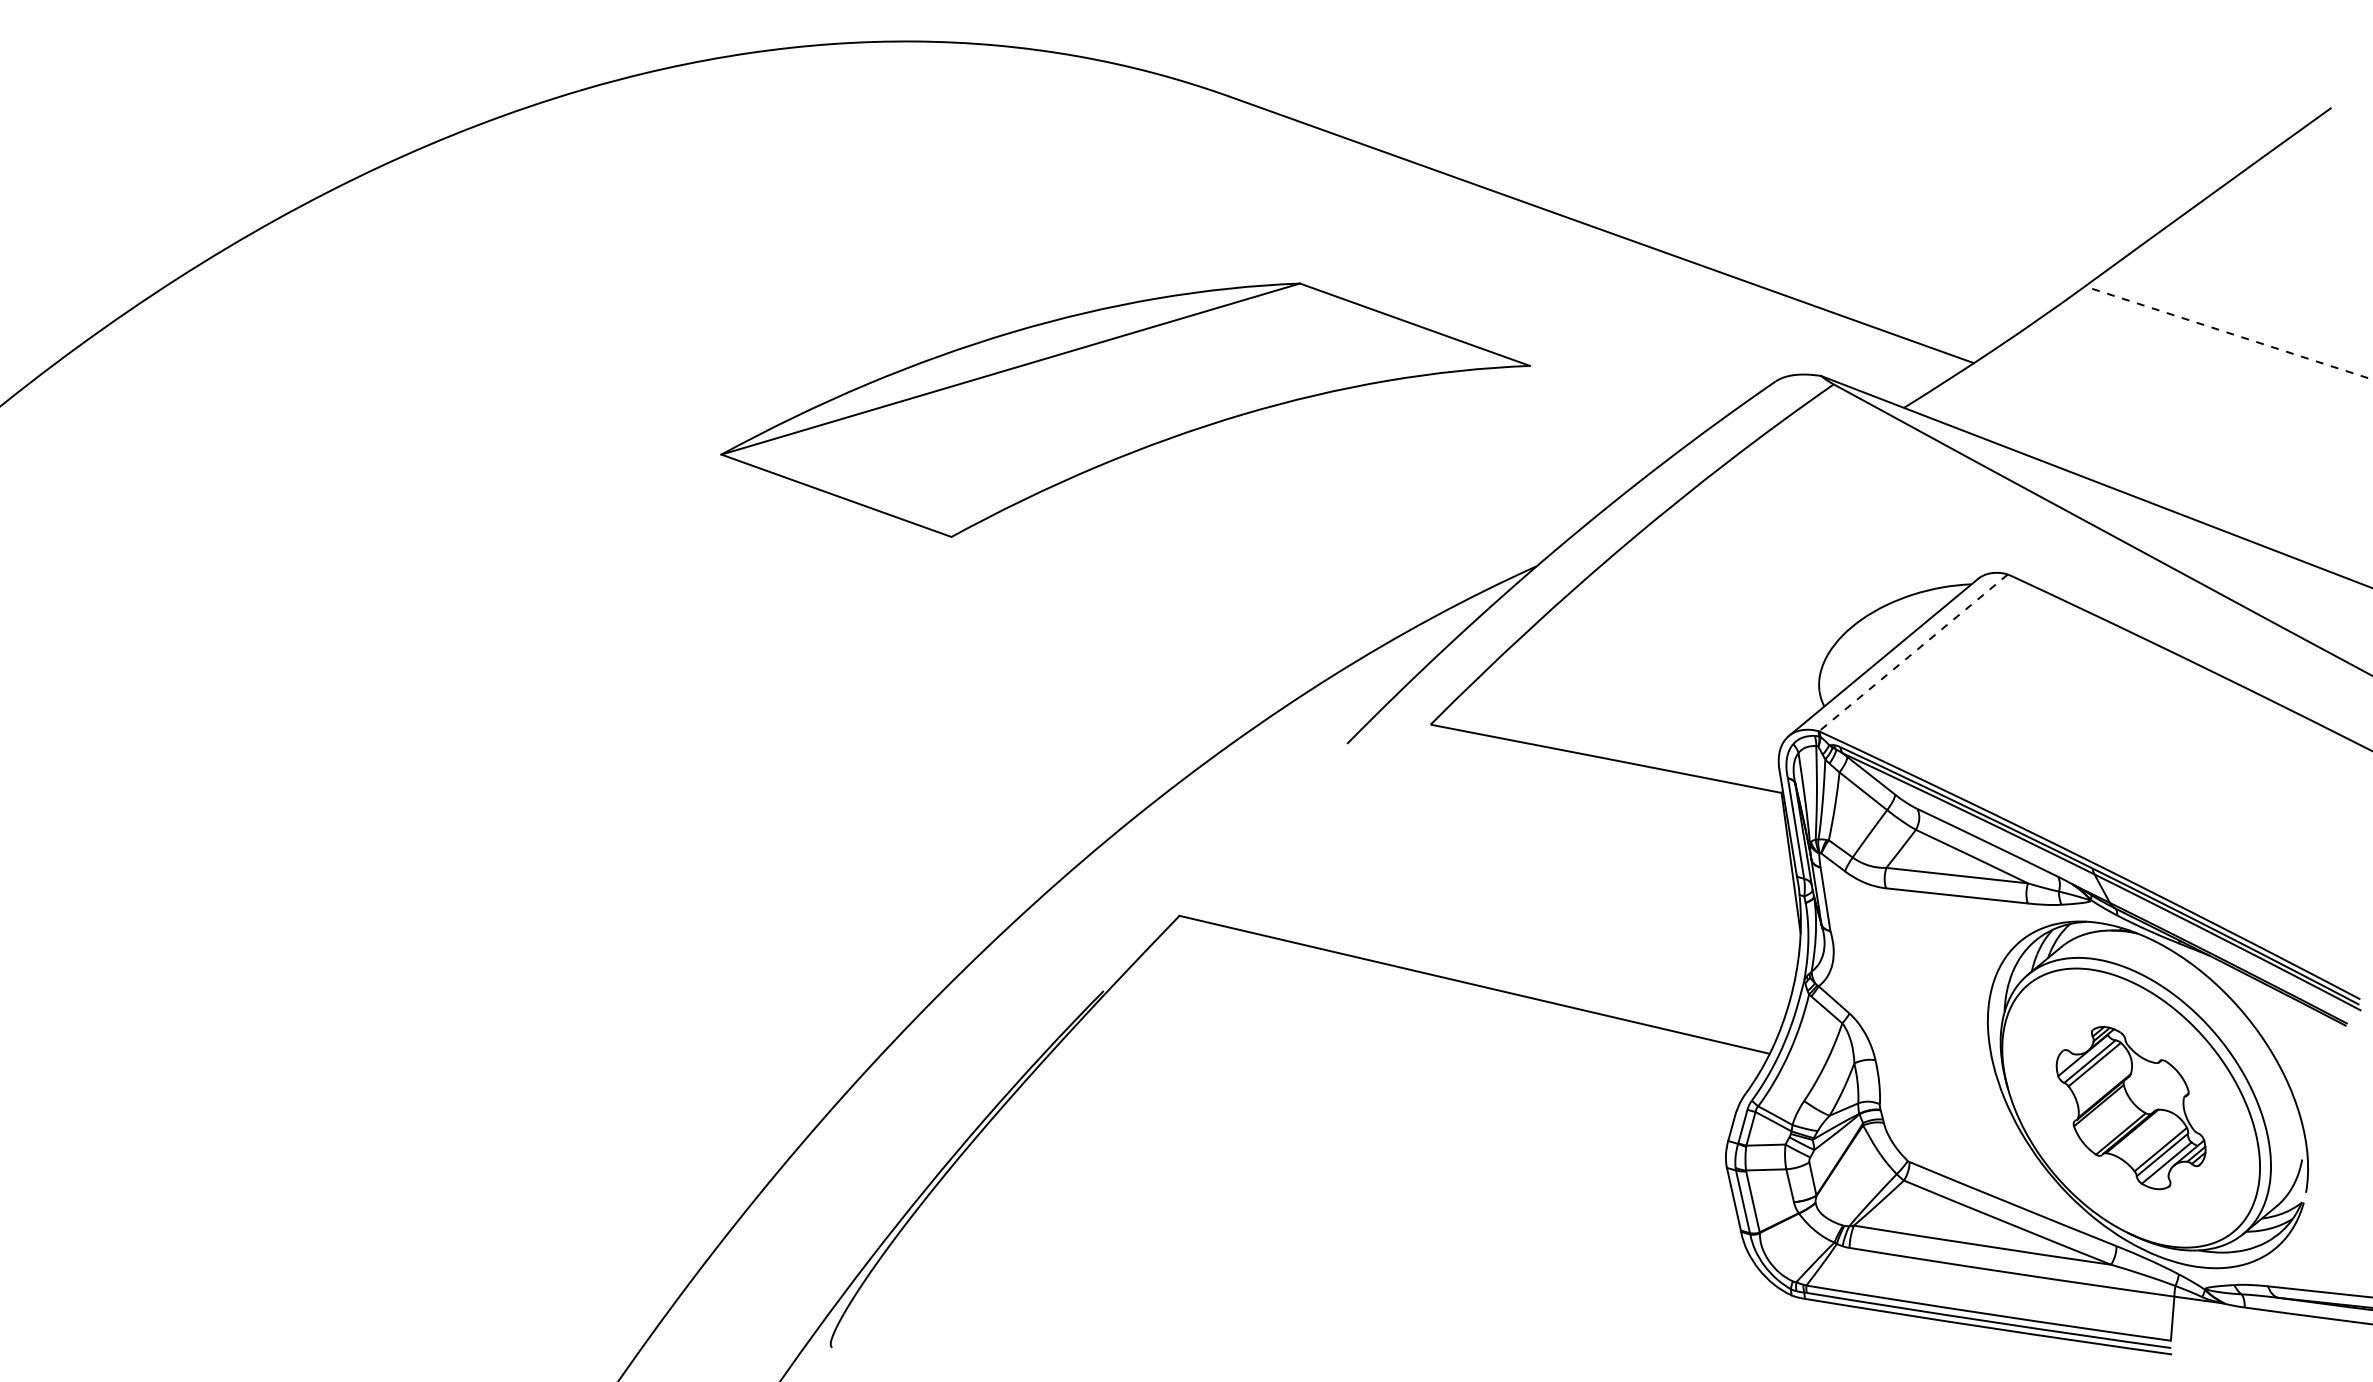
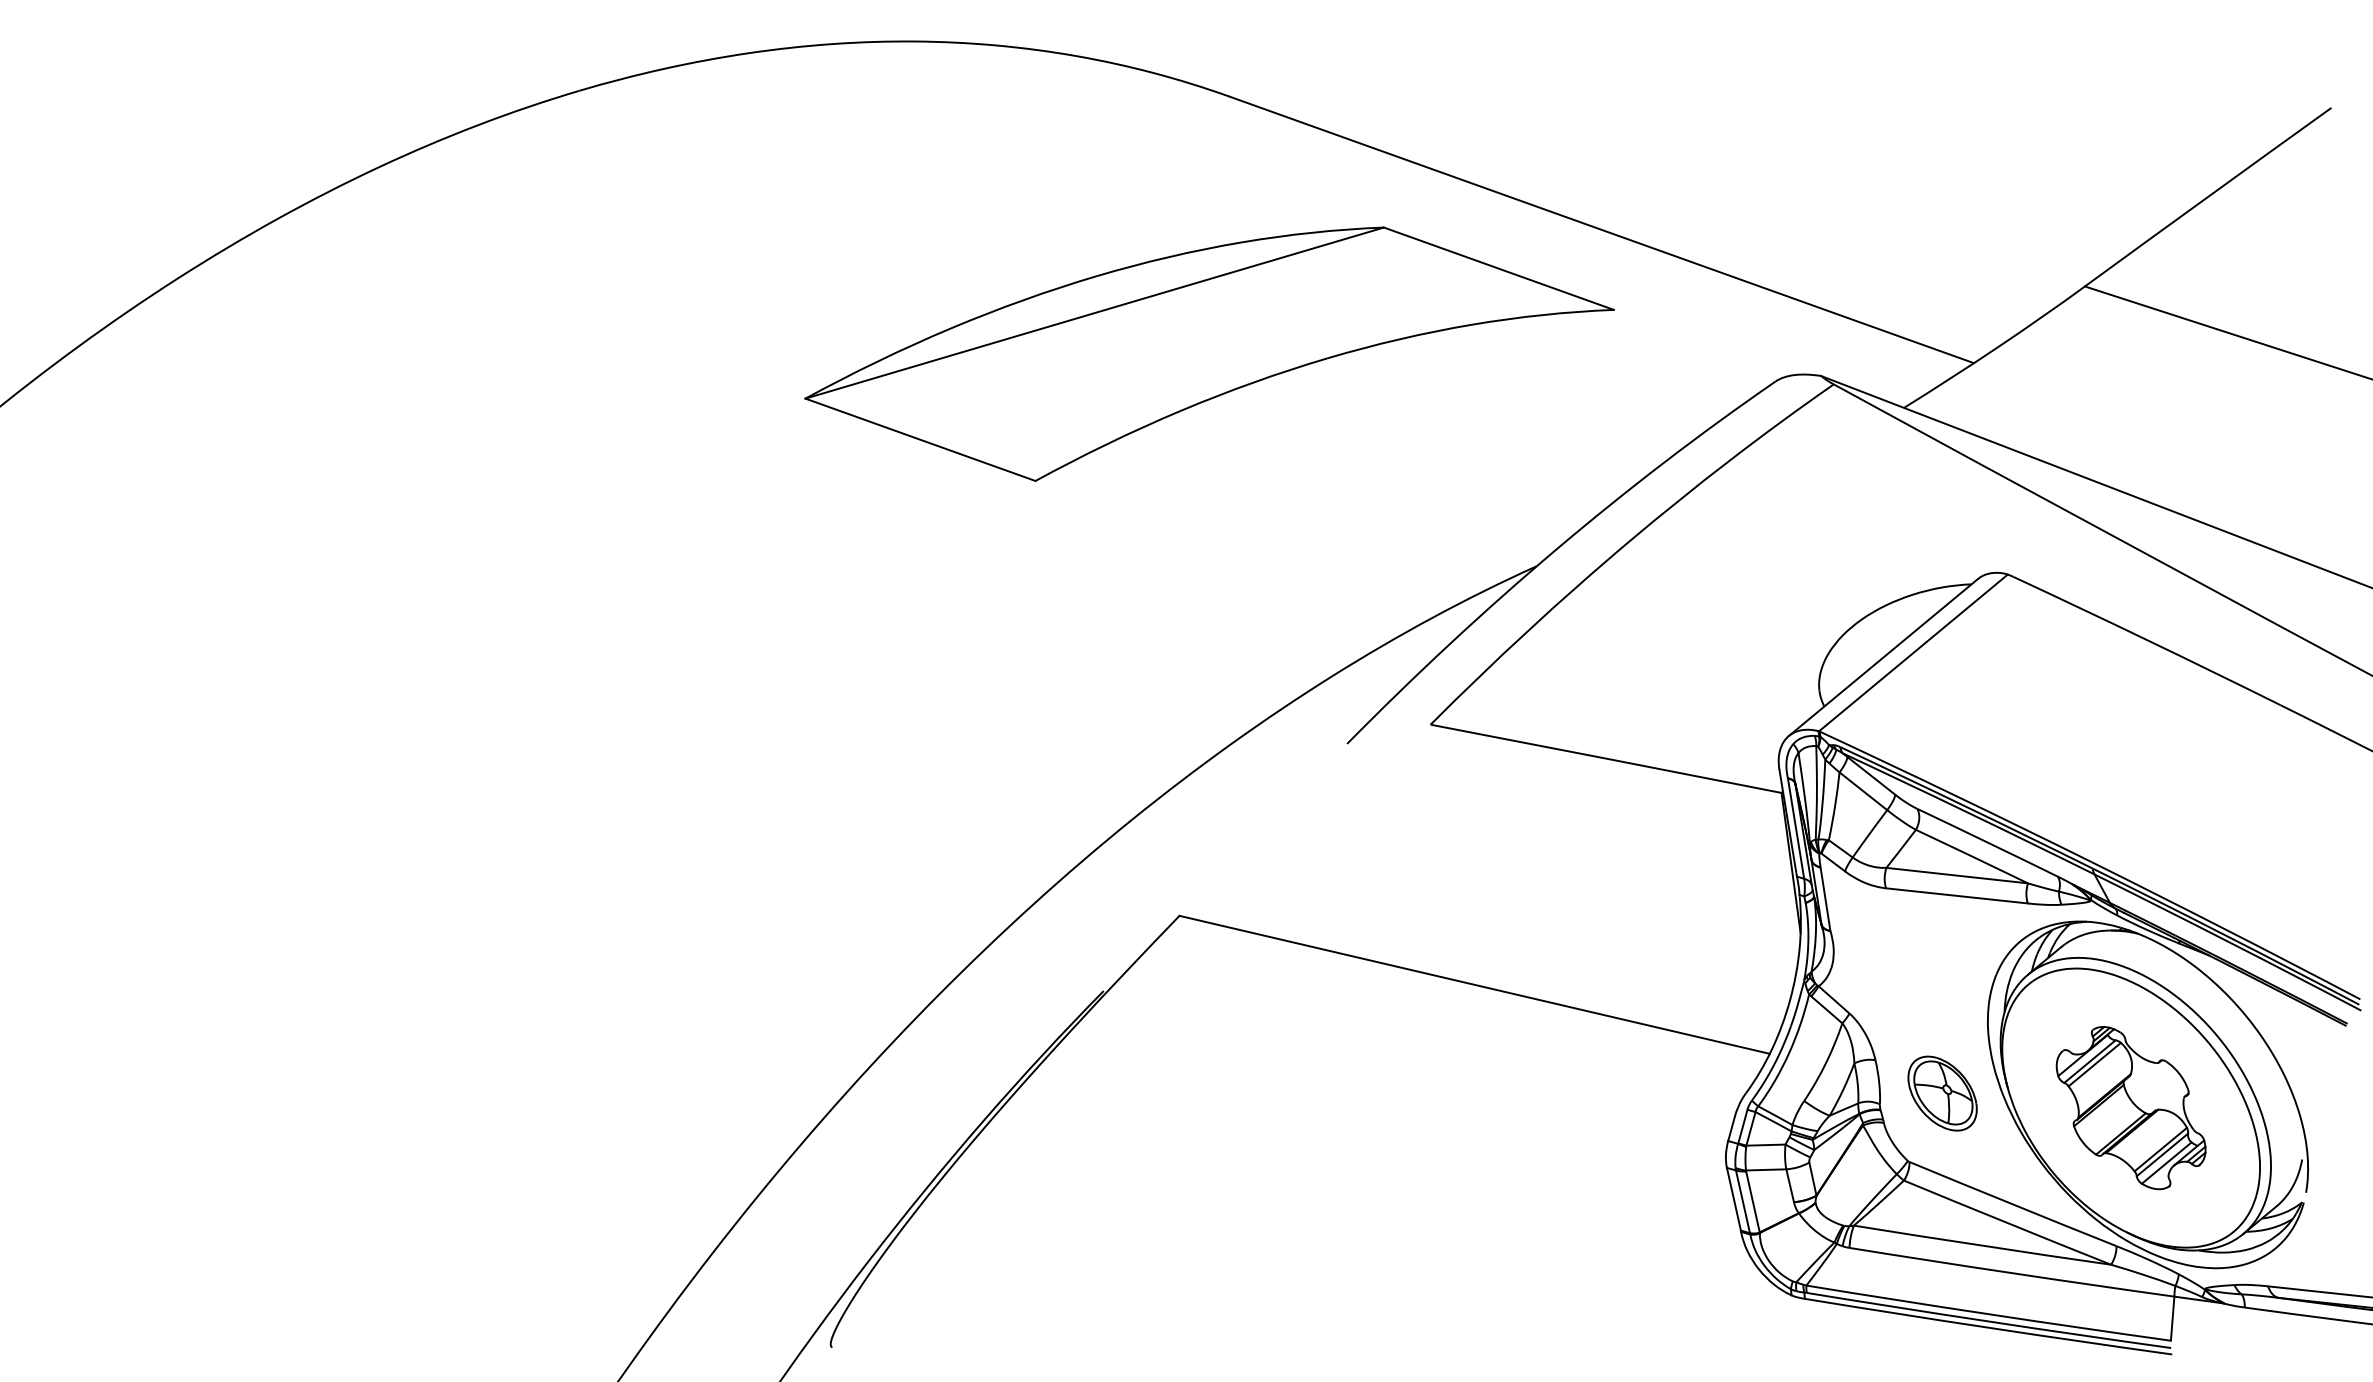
line: dashed -> solid (2228, 332)
part position: (1125, 409) -> (1209, 353) (1209, 353)
line: dashed -> solid (1913, 652)
part: none -> present (1942, 1093)
